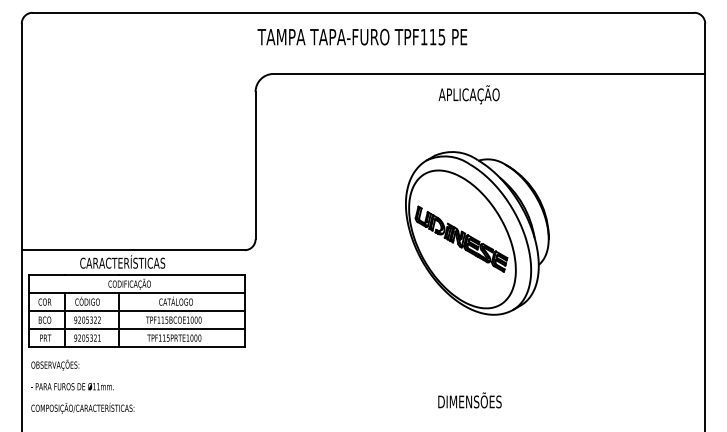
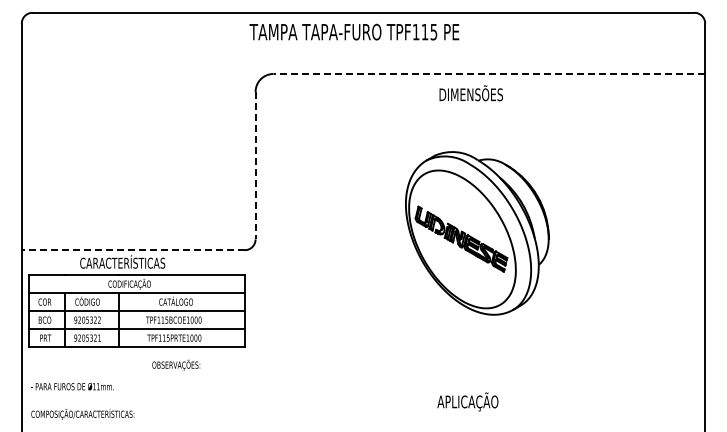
text position: (362, 36) -> (354, 31) (354, 31)
line: solid -> dashed (489, 73)
text: APLICAÇÃO -> DIMENSÕES (470, 94)
line: solid -> dashed (255, 165)
line: solid -> dashed (132, 250)
text position: (55, 364) -> (176, 364) (176, 364)
text: DIMENSÕES -> APLICAÇÃO (469, 401)
text position: (82, 407) -> (82, 413) (82, 413)
